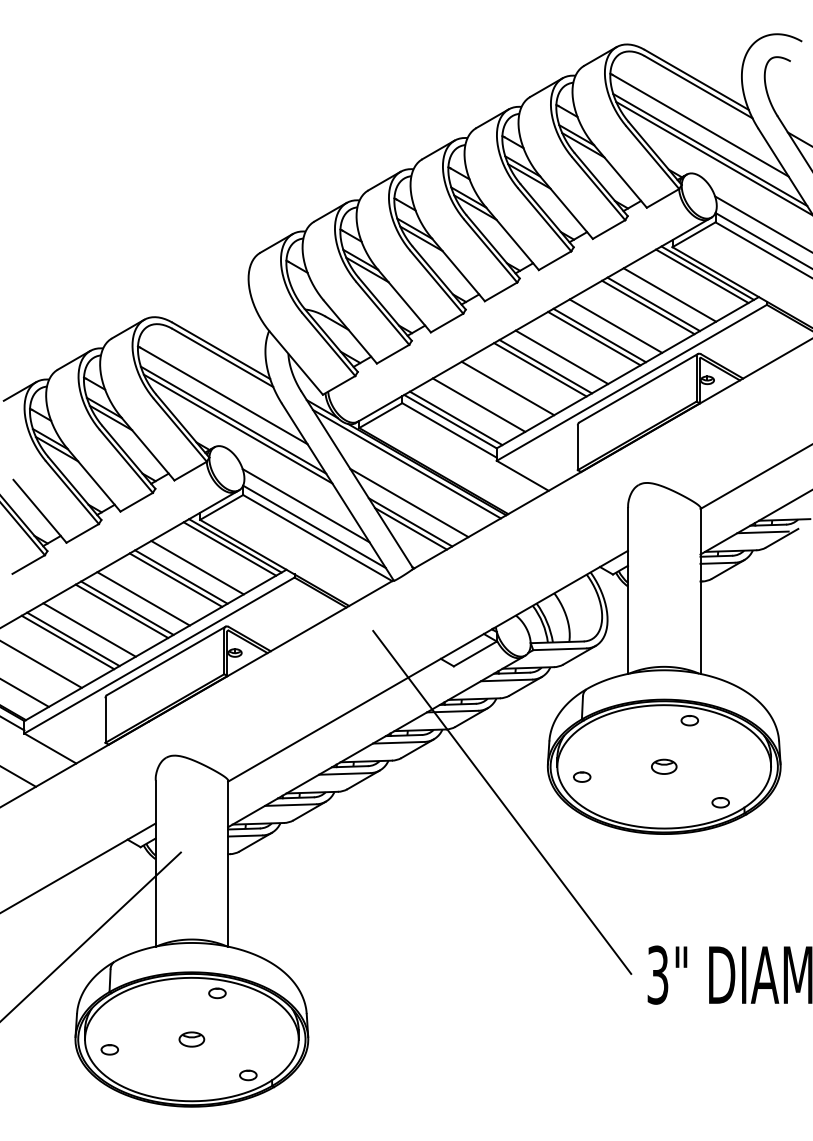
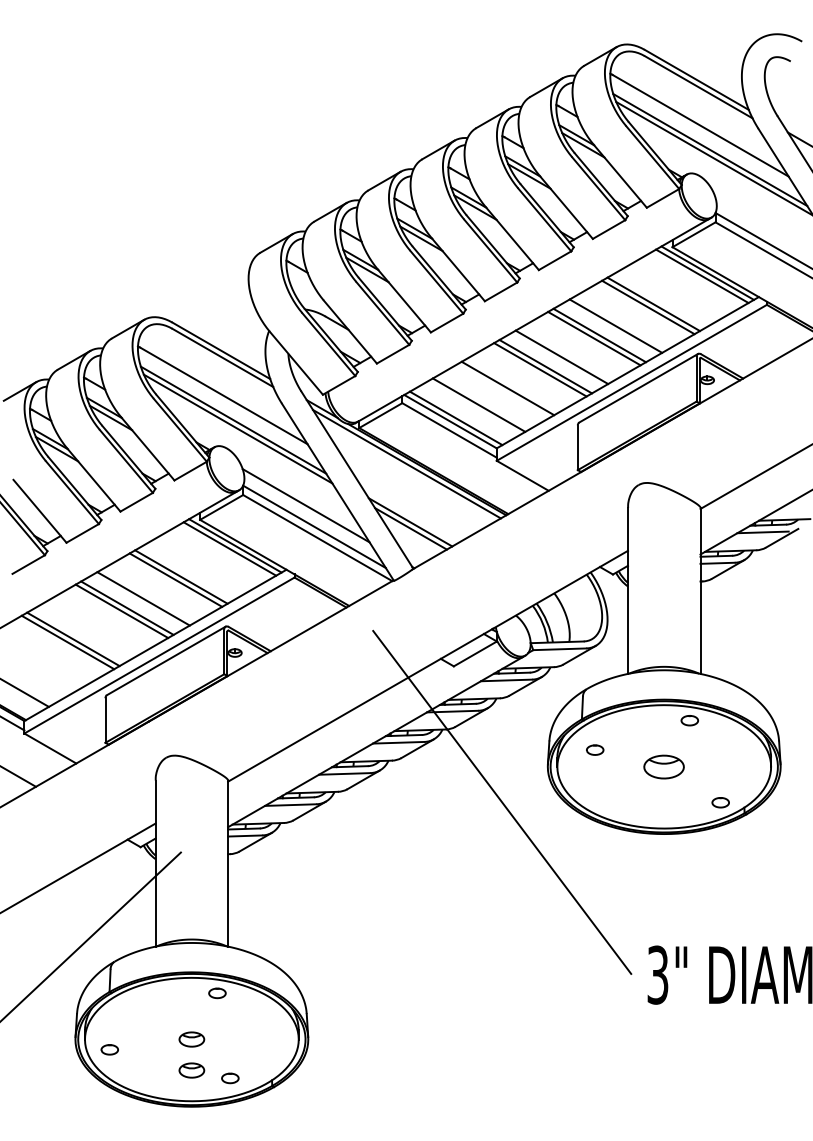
line: present -> none (762, 223)
line: present -> none (669, 294)
line: present -> none (409, 502)
line: present -> none (197, 567)
line: present -> none (89, 629)
line: present -> none (41, 664)
part size: 27x17 px -> 42x26 px (663, 766)
part position: (582, 776) -> (595, 749) (595, 749)
part: none -> present (191, 1070)
part position: (248, 1075) -> (230, 1078) (230, 1078)
